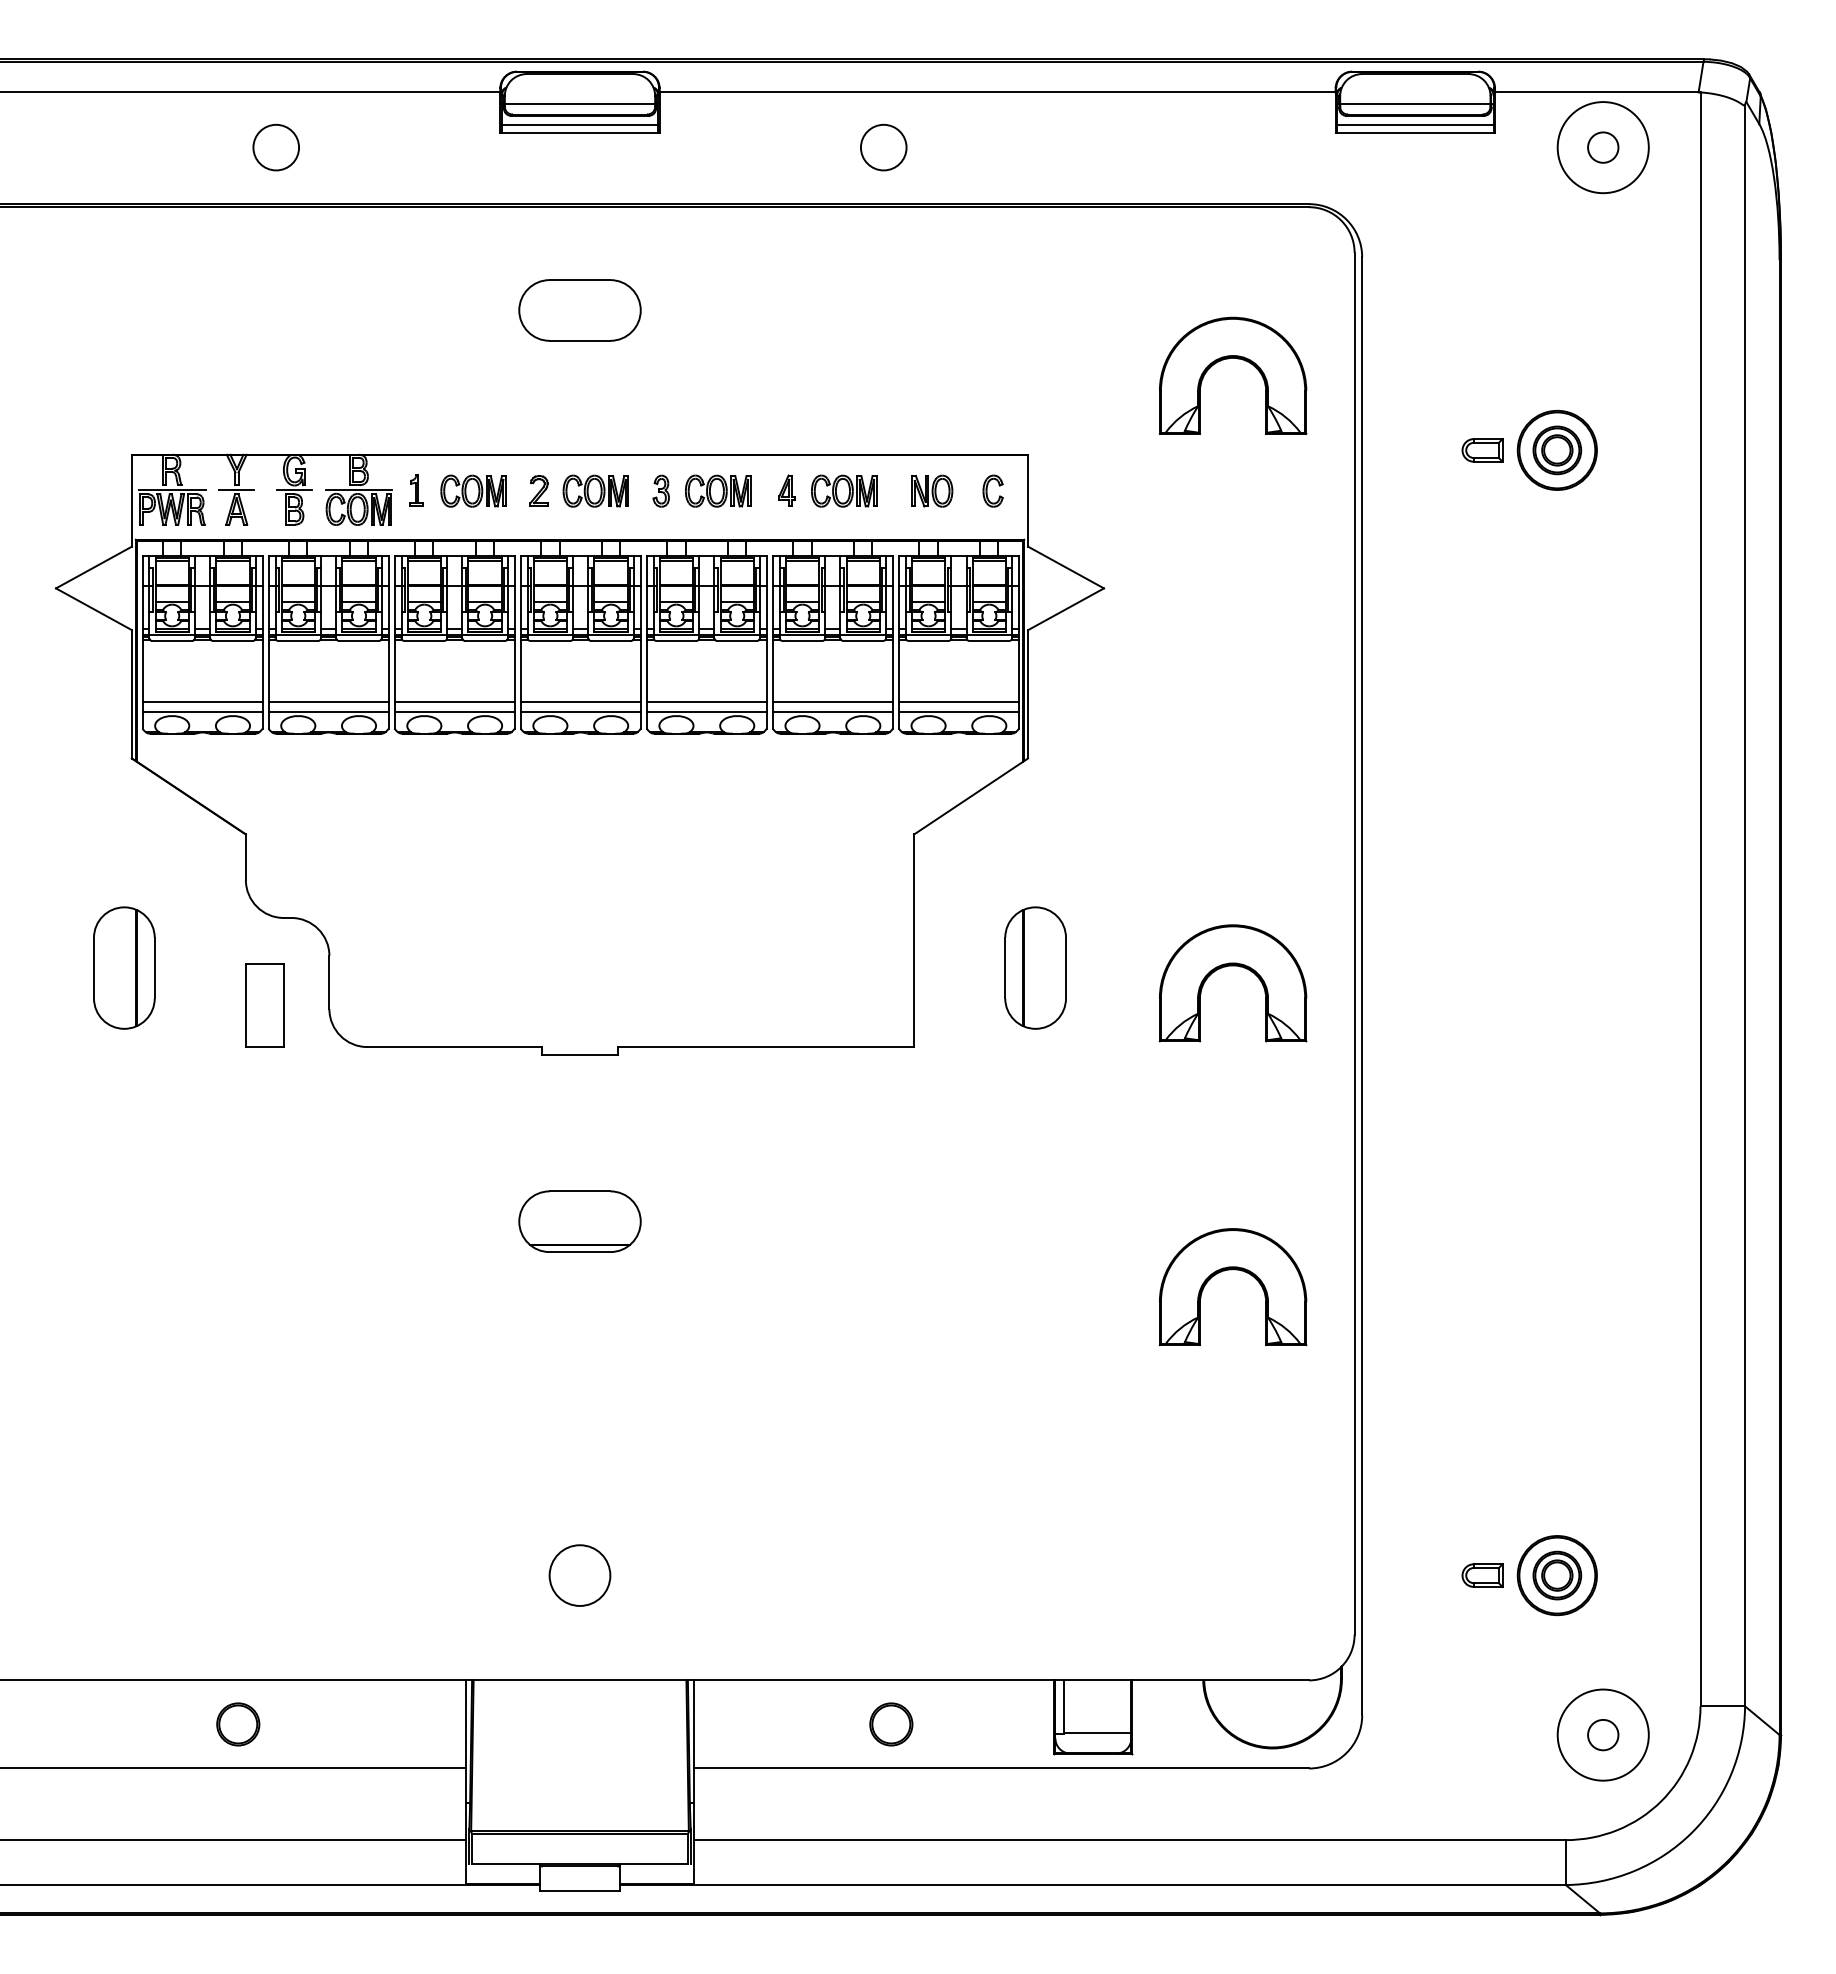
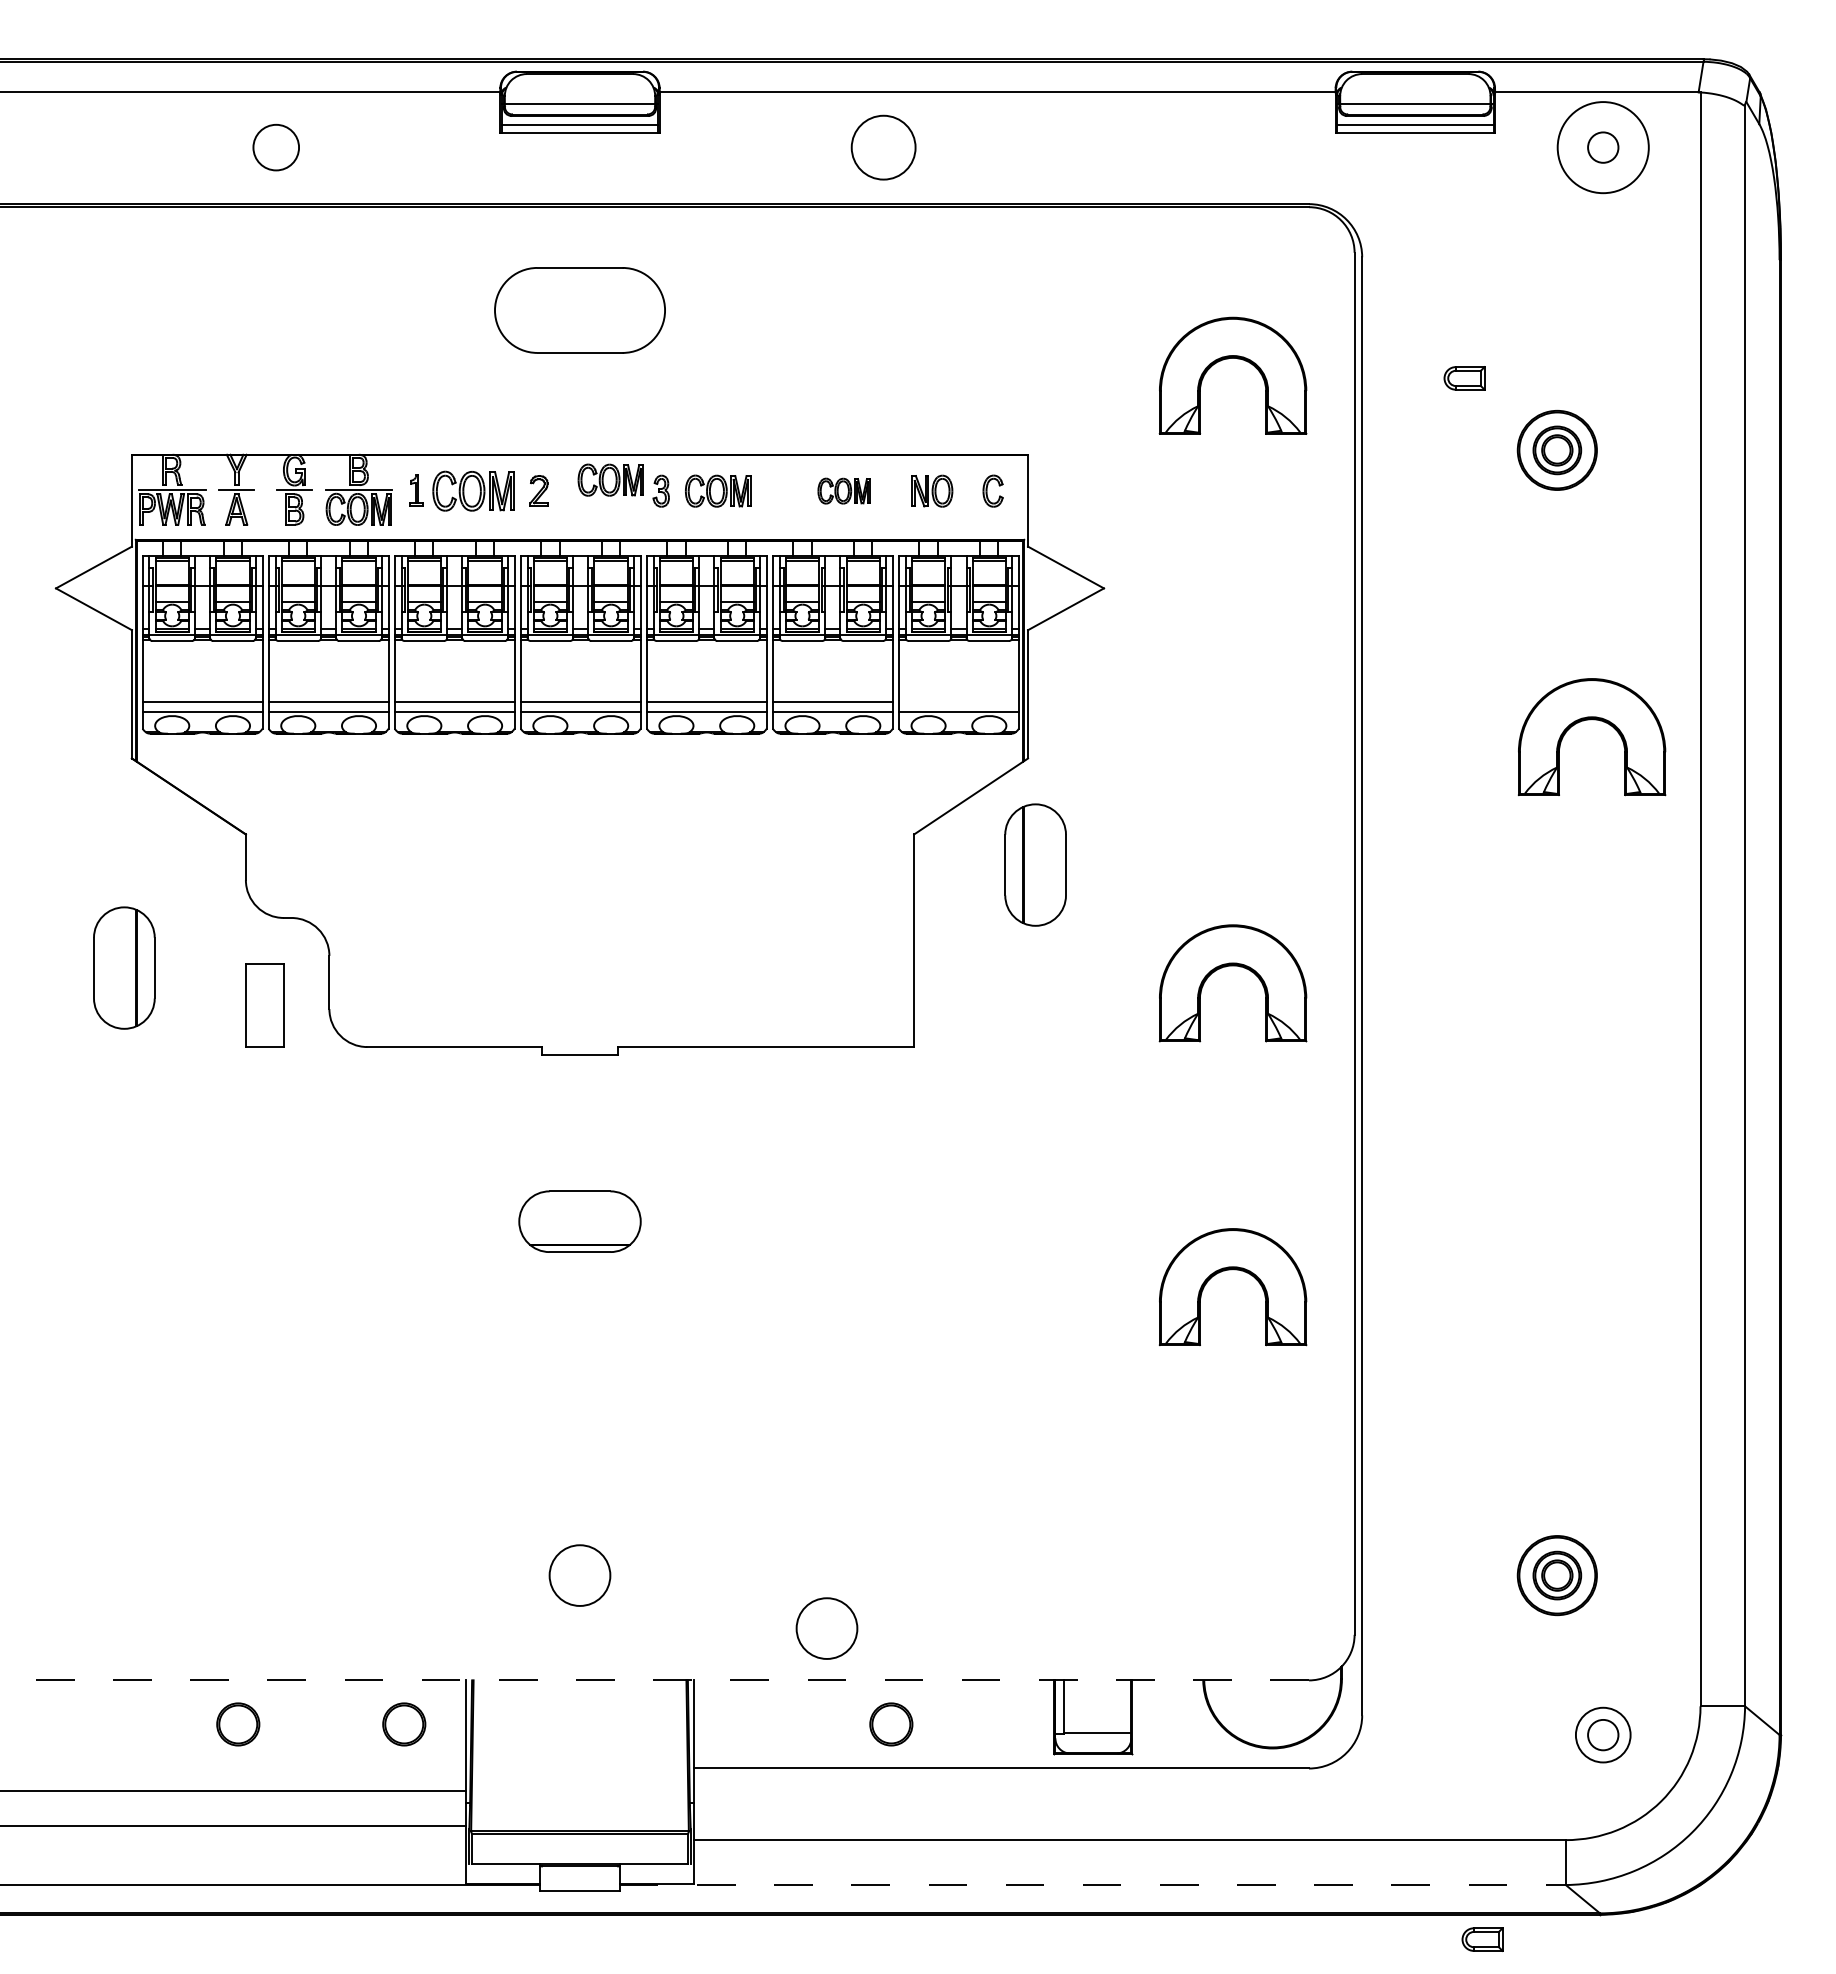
circle size: 48x49 px -> 67x67 px (883, 147)
part size: 124x63 px -> 172x87 px (579, 310)
part position: (1482, 450) -> (1464, 378) (1464, 378)
part size: 67x34 px -> 83x42 px (473, 490)
part position: (595, 490) -> (610, 479) (610, 479)
part: present -> none (786, 490)
part size: 67x34 px -> 54x28 px (843, 490)
line: present -> none (958, 701)
part: none -> present (1591, 720)
part position: (1035, 967) -> (1035, 864) (1035, 864)
part position: (1482, 1575) -> (1482, 1939) (1482, 1939)
circle: none -> present (826, 1628)
line: solid -> dashed (654, 1680)
part: none -> present (404, 1724)
circle diameter: 91 px -> 55 px (1602, 1734)
line position: (234, 1768) -> (234, 1791) (234, 1791)
line position: (234, 1840) -> (234, 1826) (234, 1826)
line: solid -> dashed (1092, 1885)
